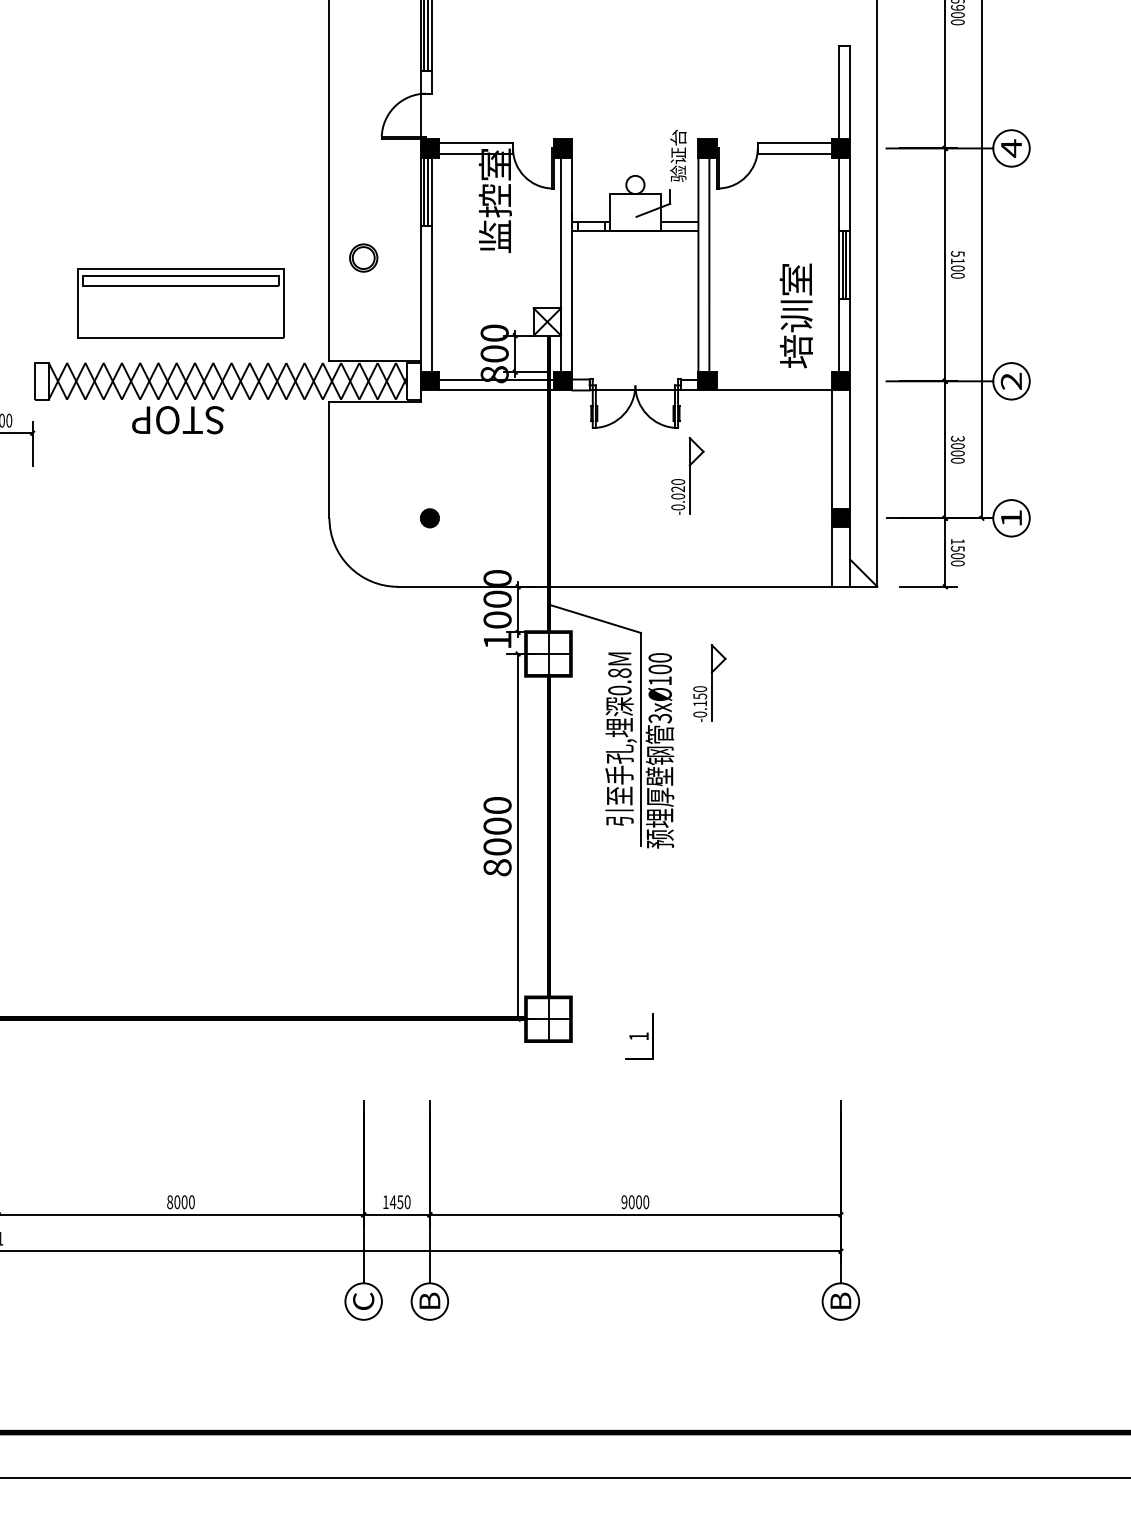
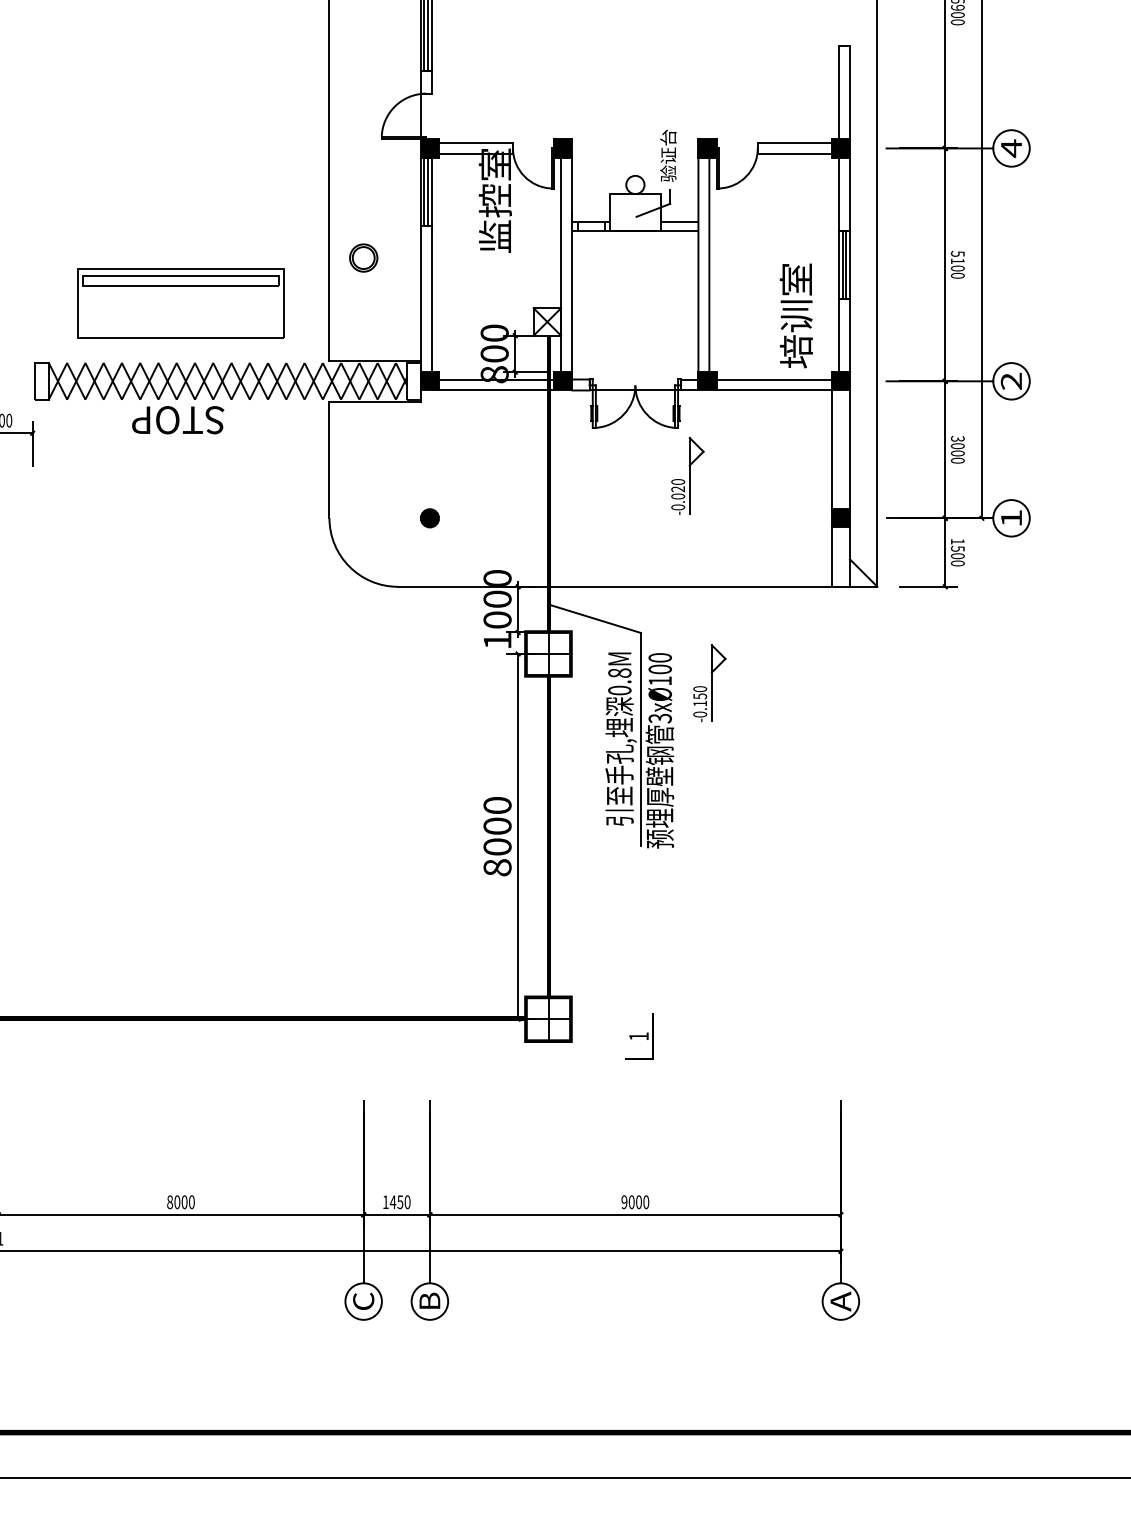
text position: (678, 155) -> (668, 155) (668, 155)
line: none -> present (773, 379)
text: B -> A (840, 1301)
